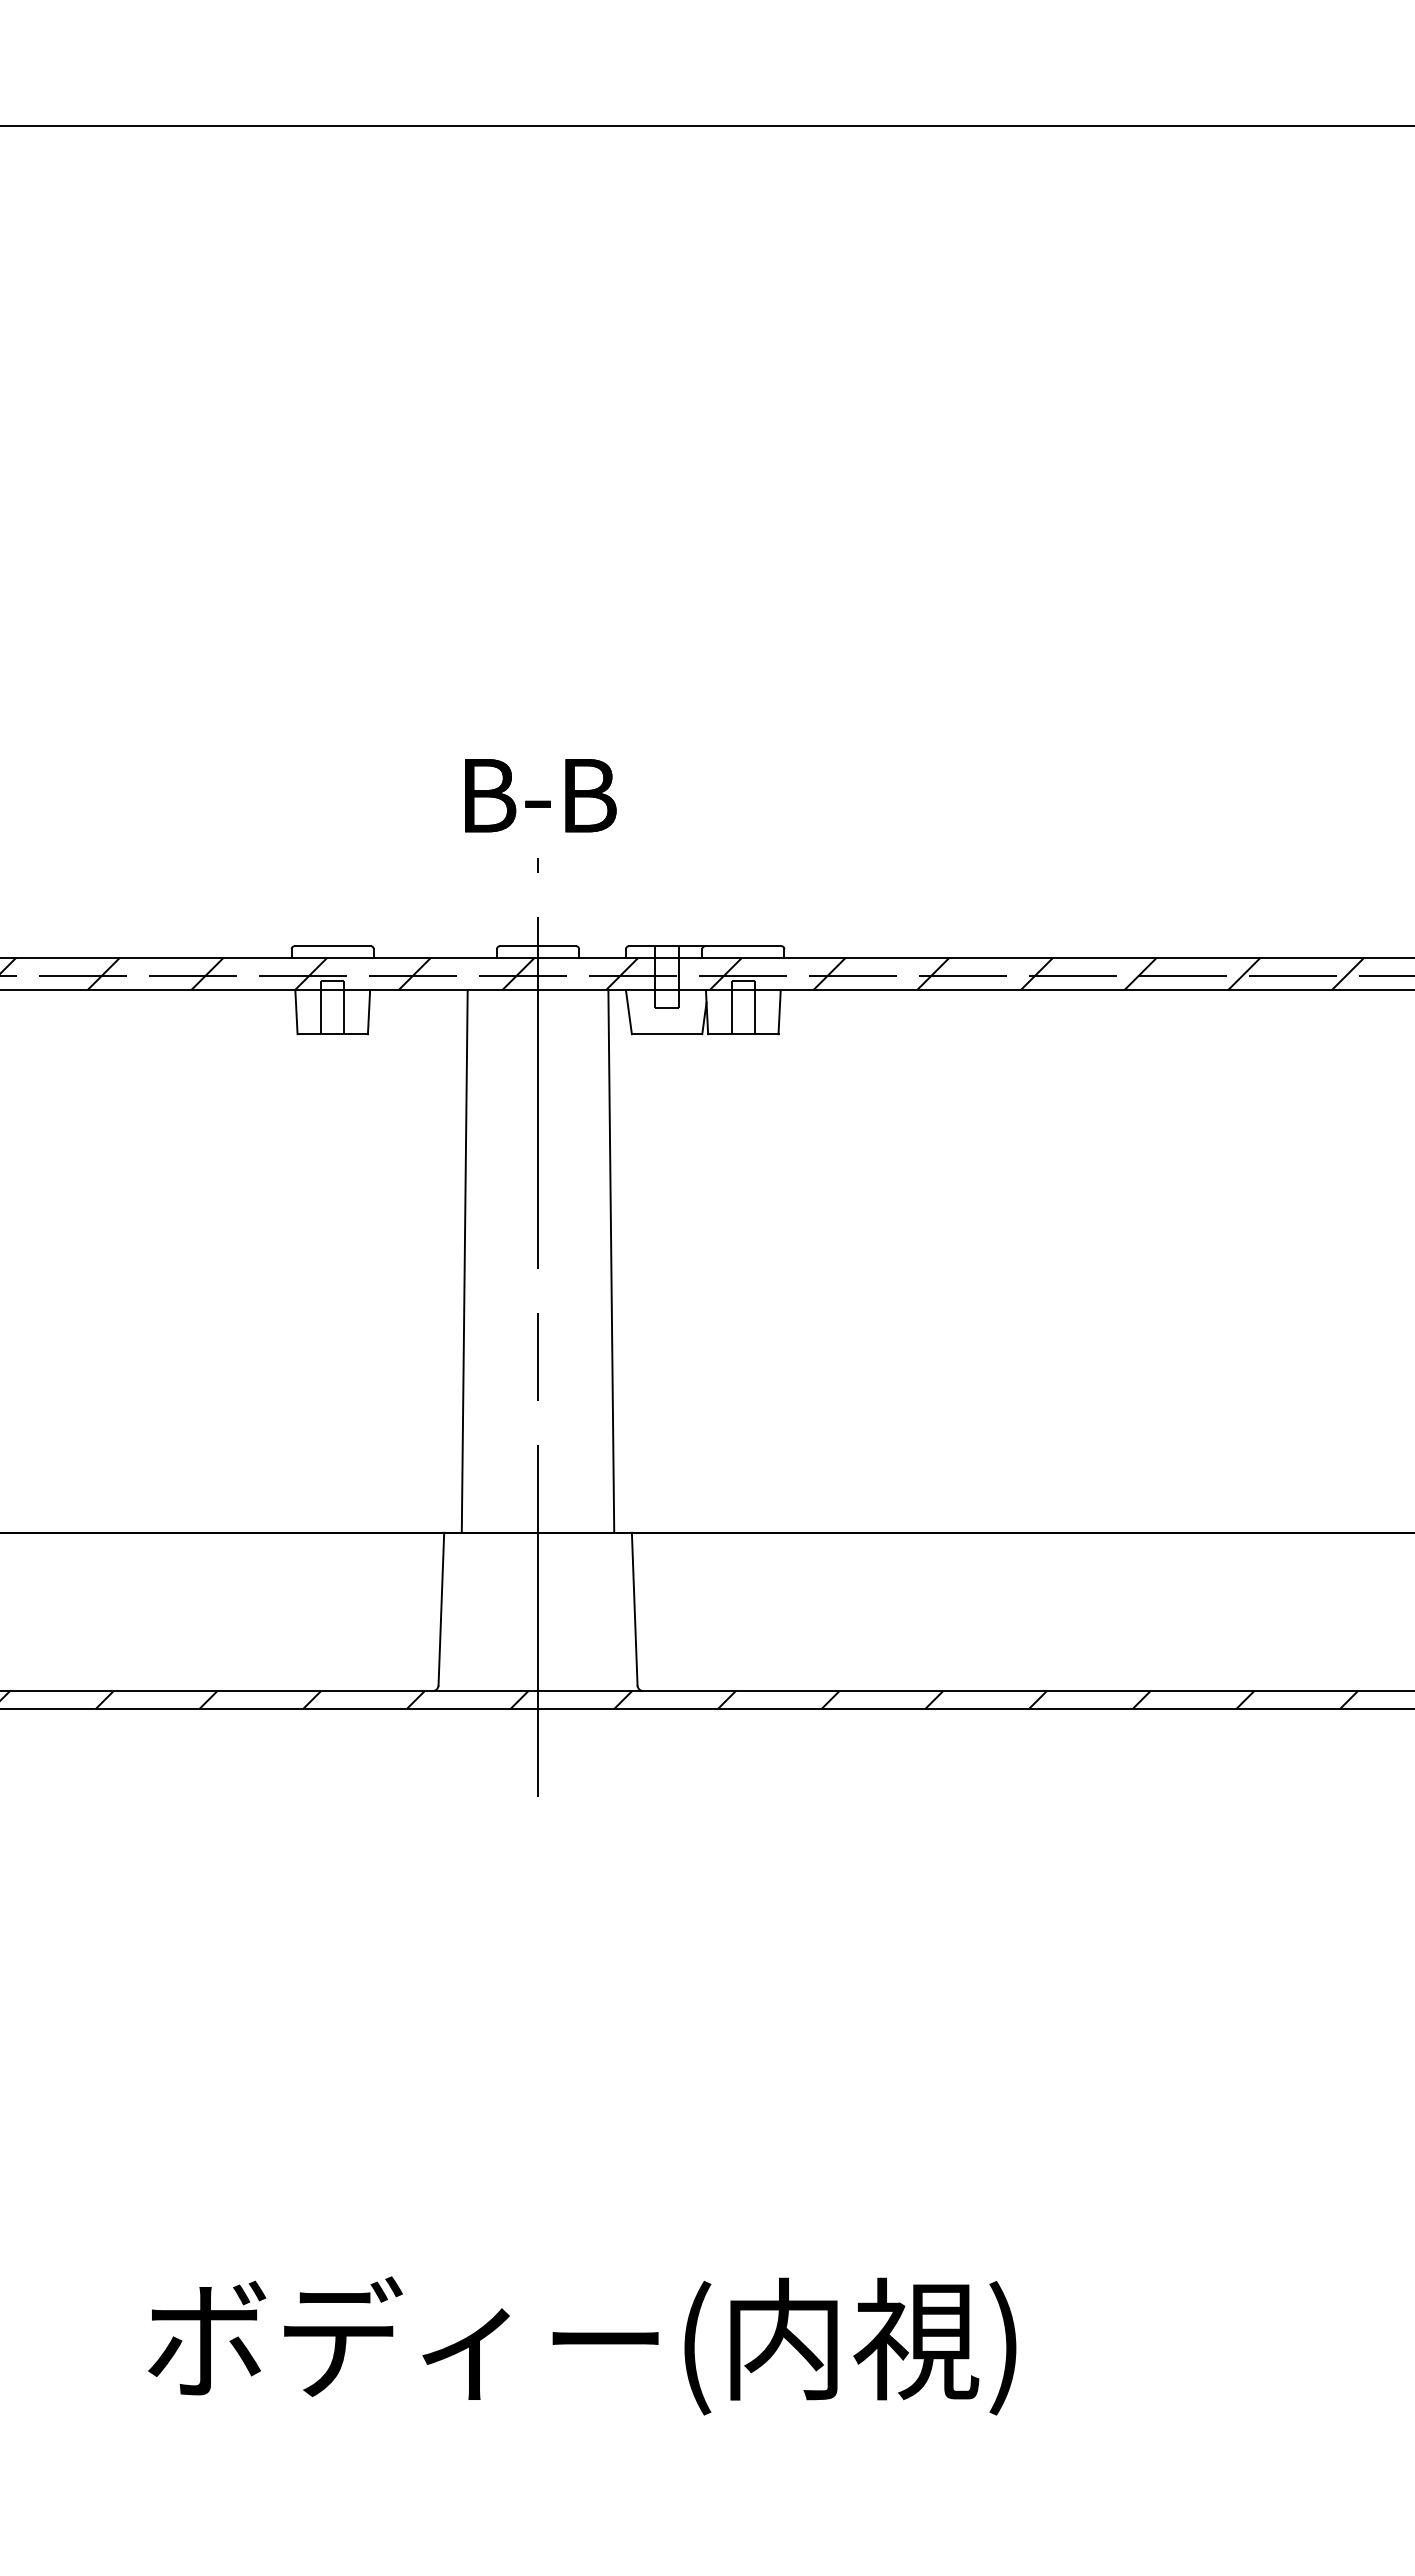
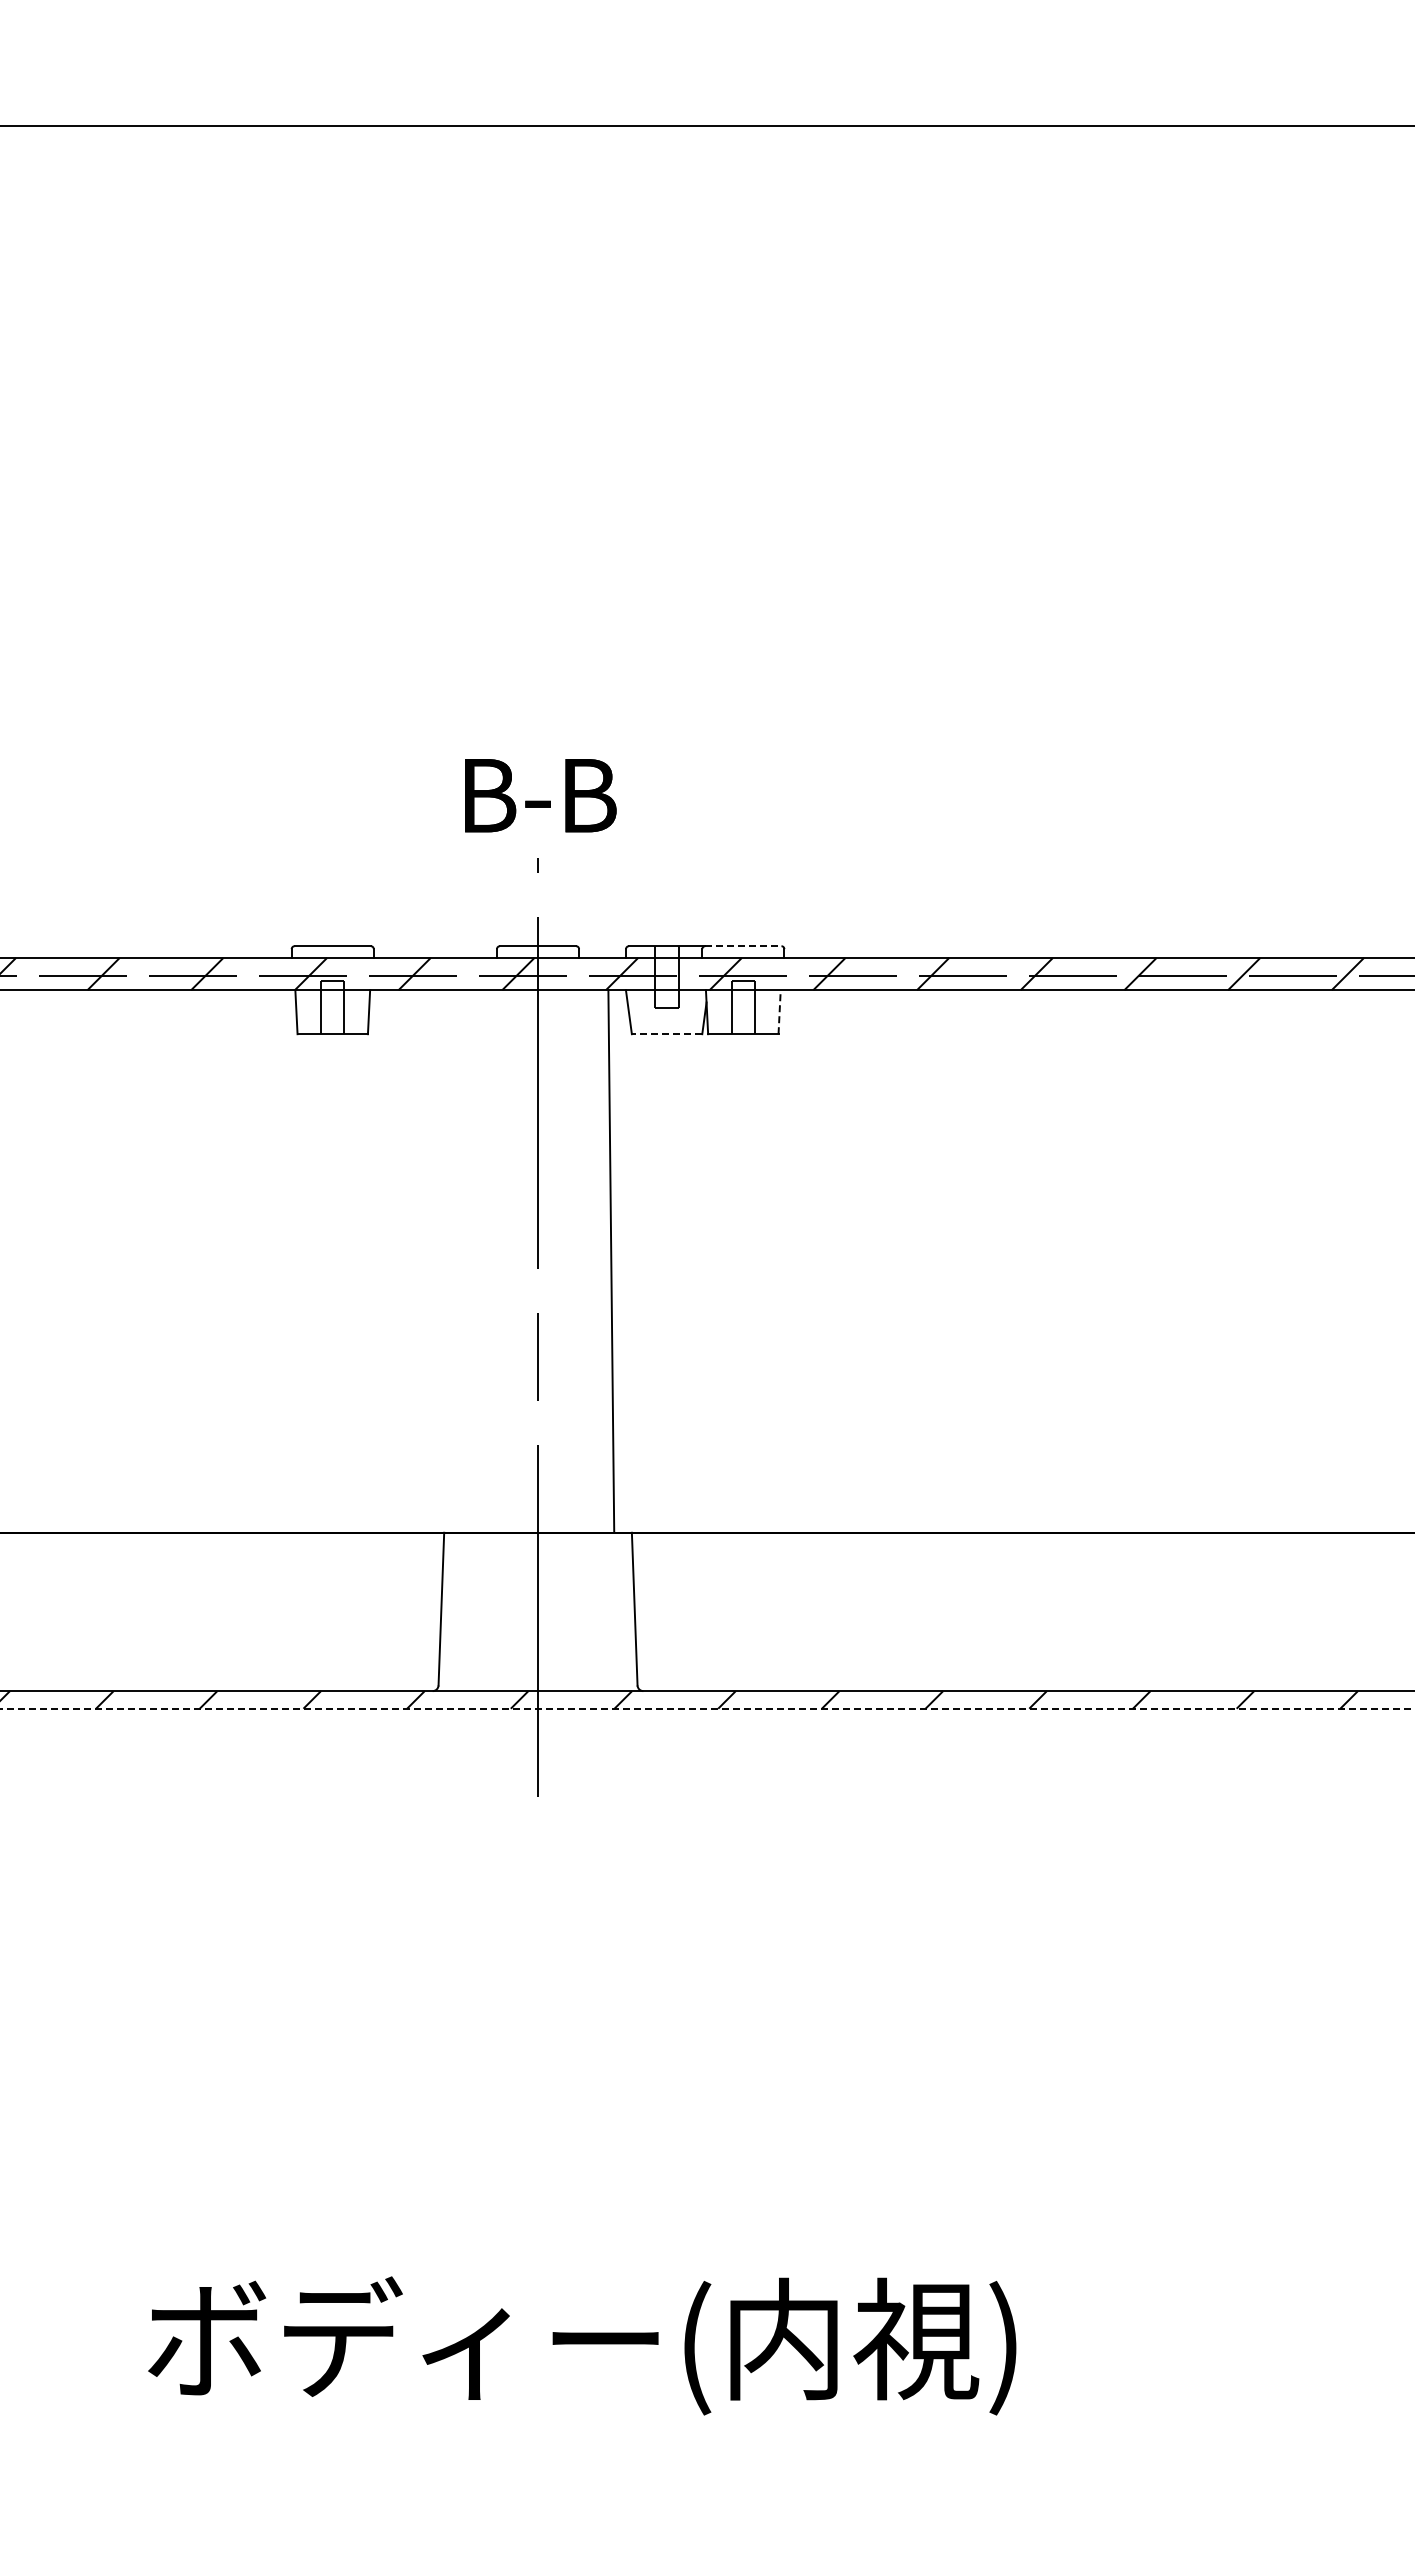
line: solid -> dashed (743, 946)
line: solid -> dashed (779, 1011)
line: solid -> dashed (666, 1034)
line: present -> none (464, 1261)
line: solid -> dashed (707, 1708)
